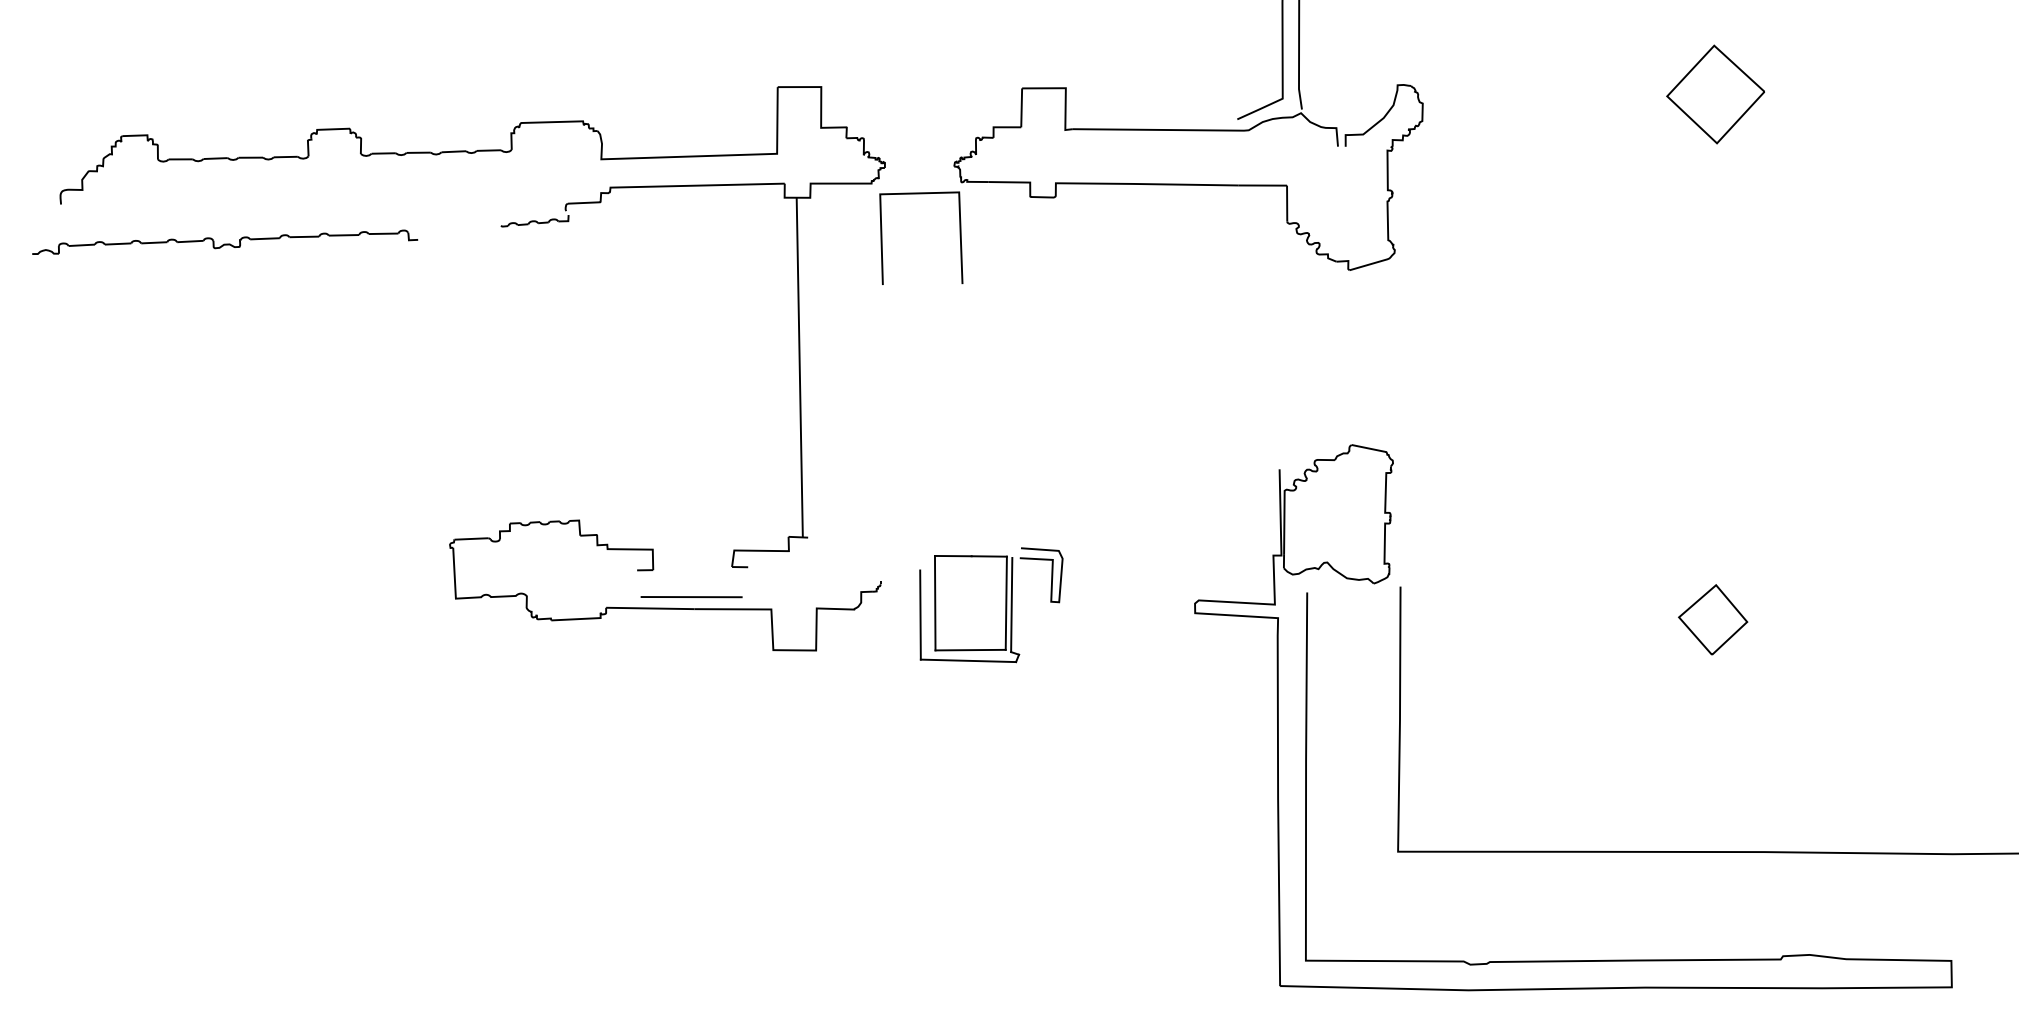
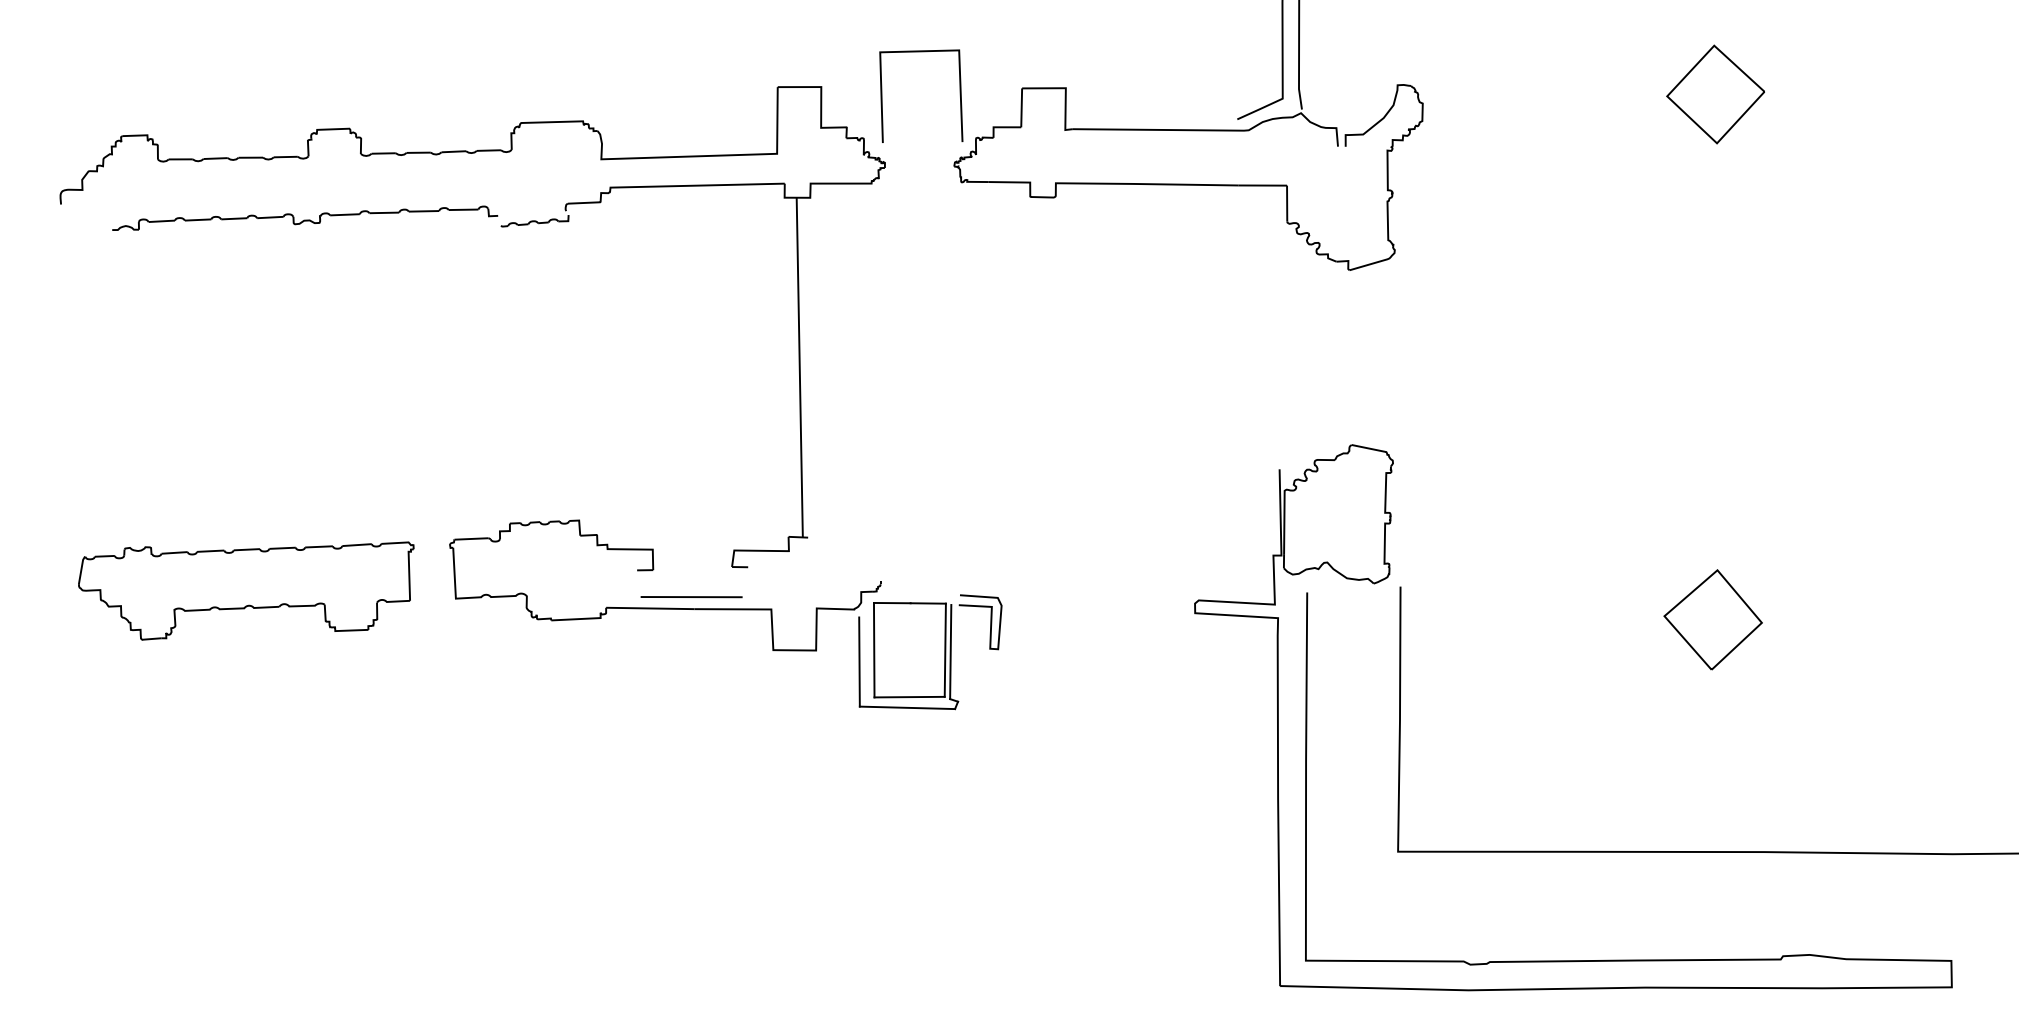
line position: (959, 237) -> (959, 95) (959, 95)
part position: (225, 241) -> (305, 217) (305, 217)
part: none -> present (246, 590)
part position: (991, 605) -> (930, 652) (930, 652)
part size: 71x72 px -> 100x102 px (1712, 619)
